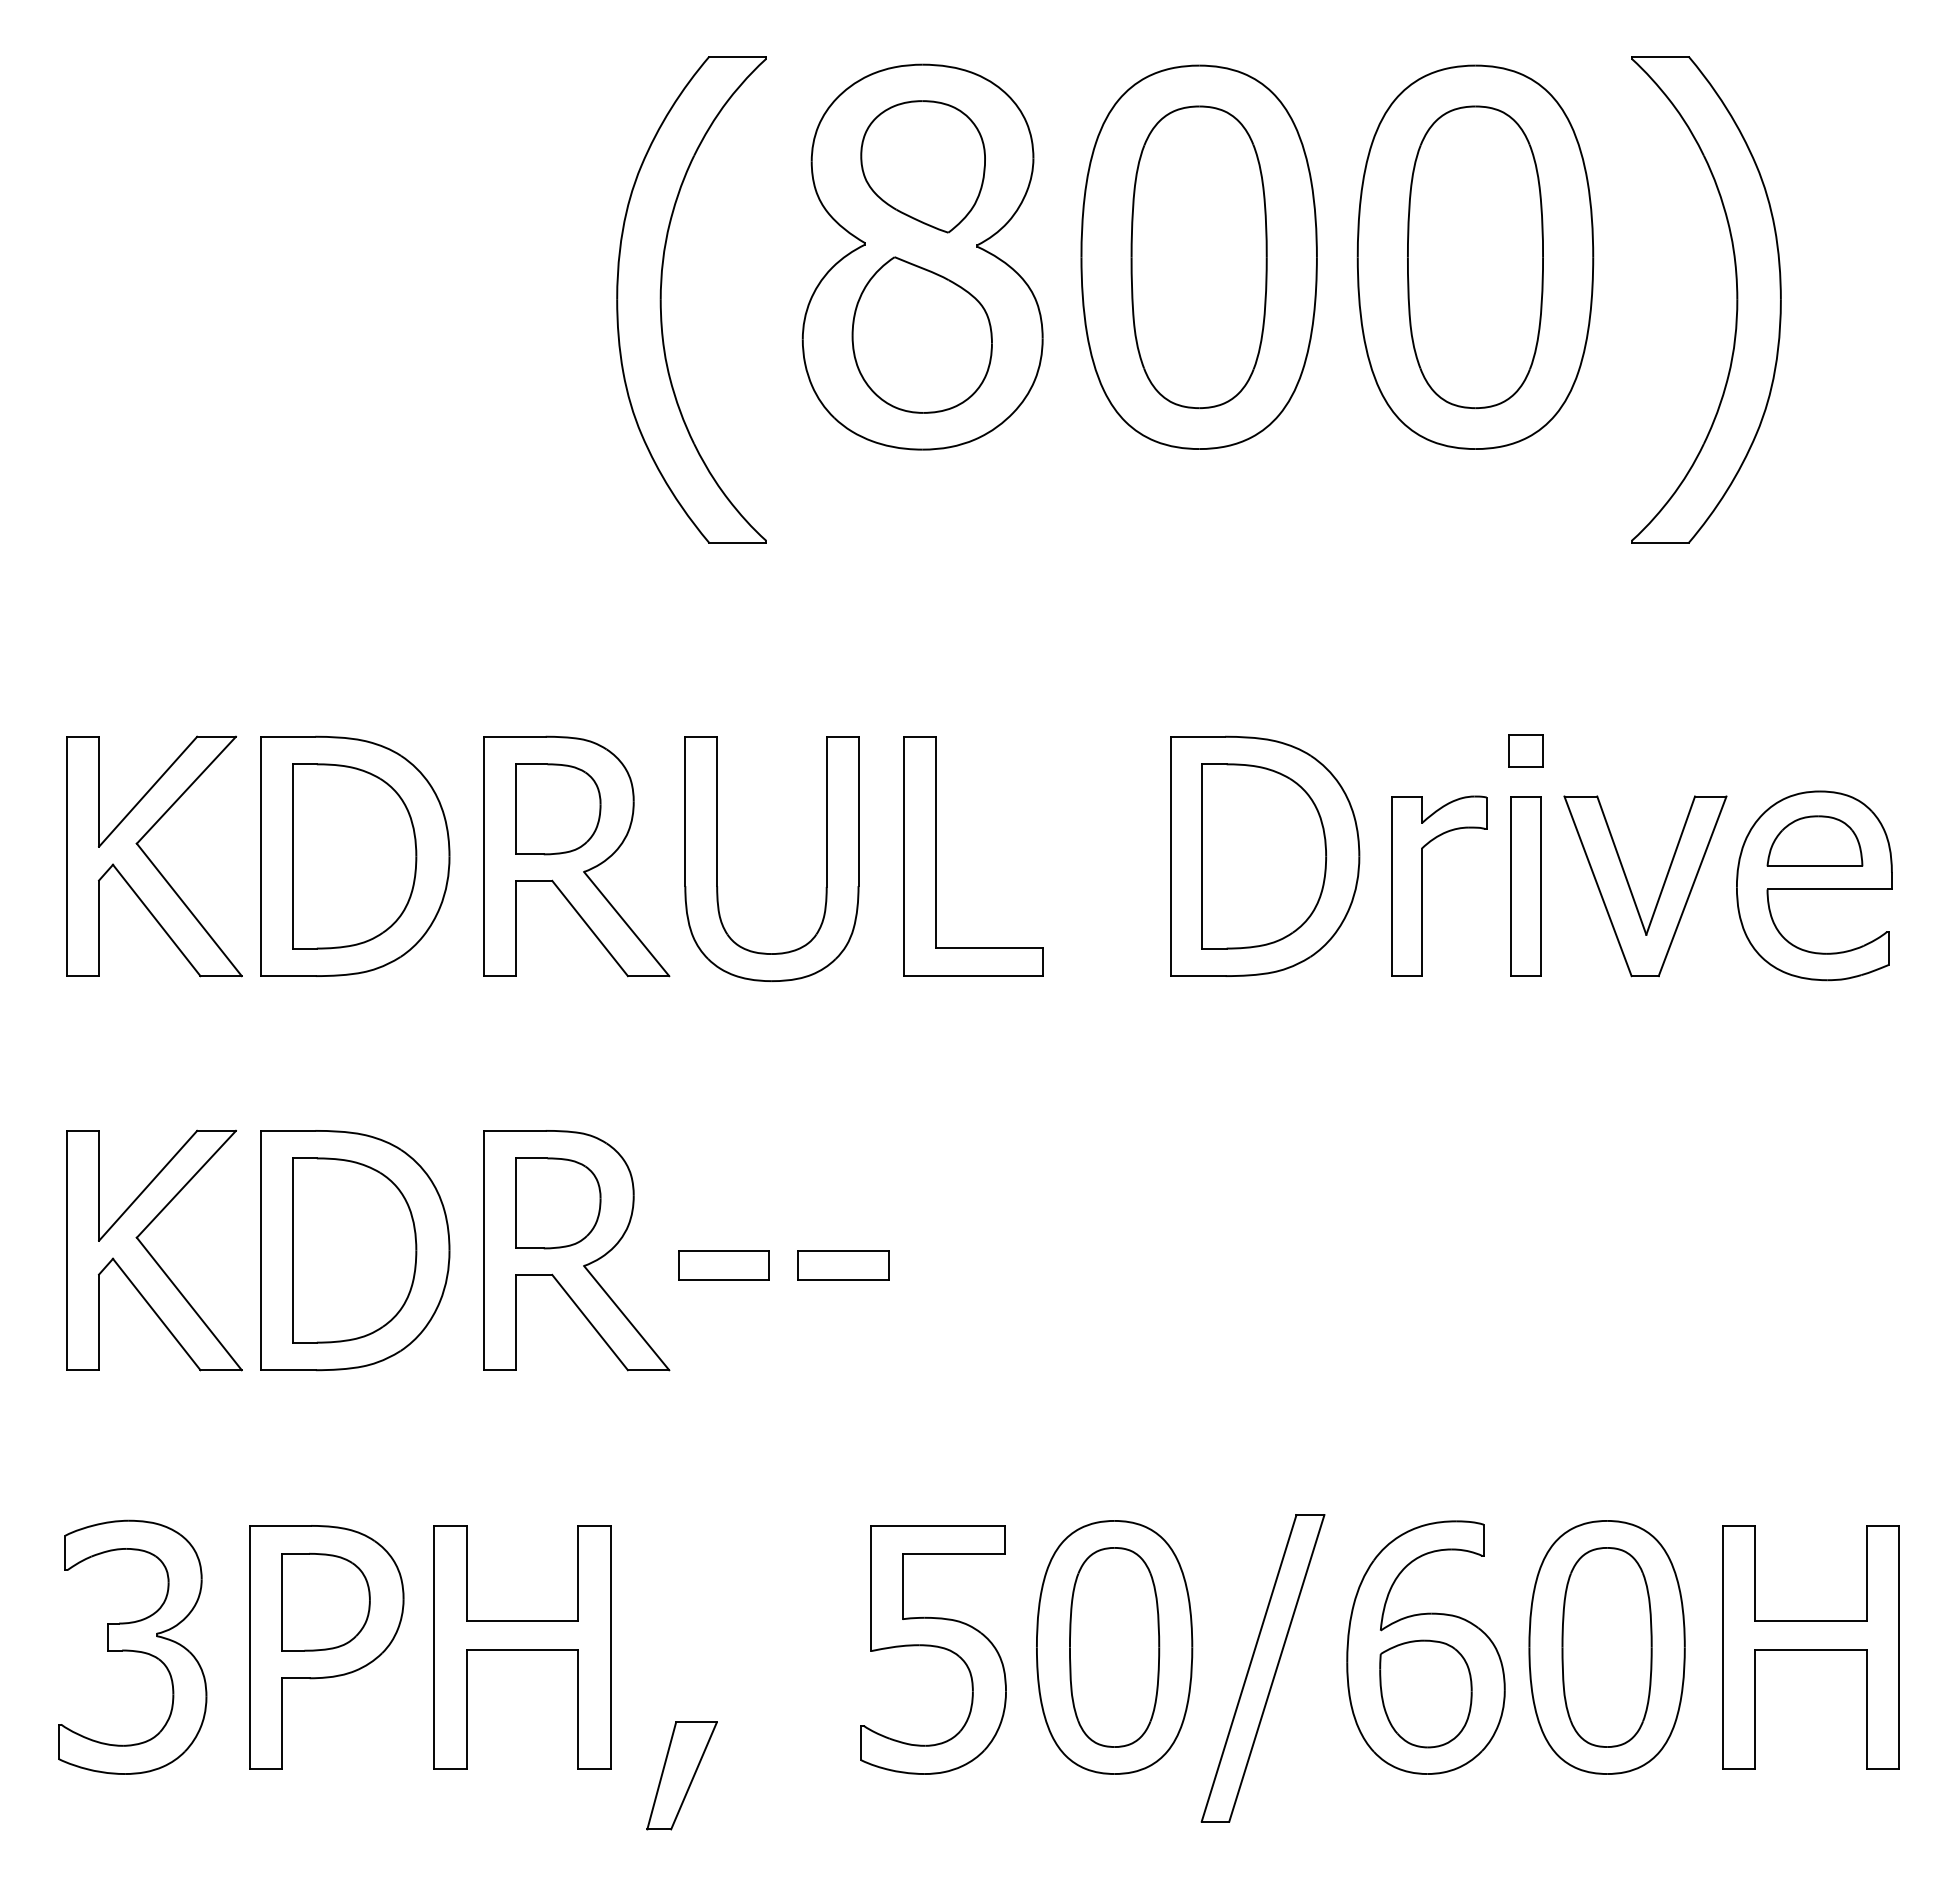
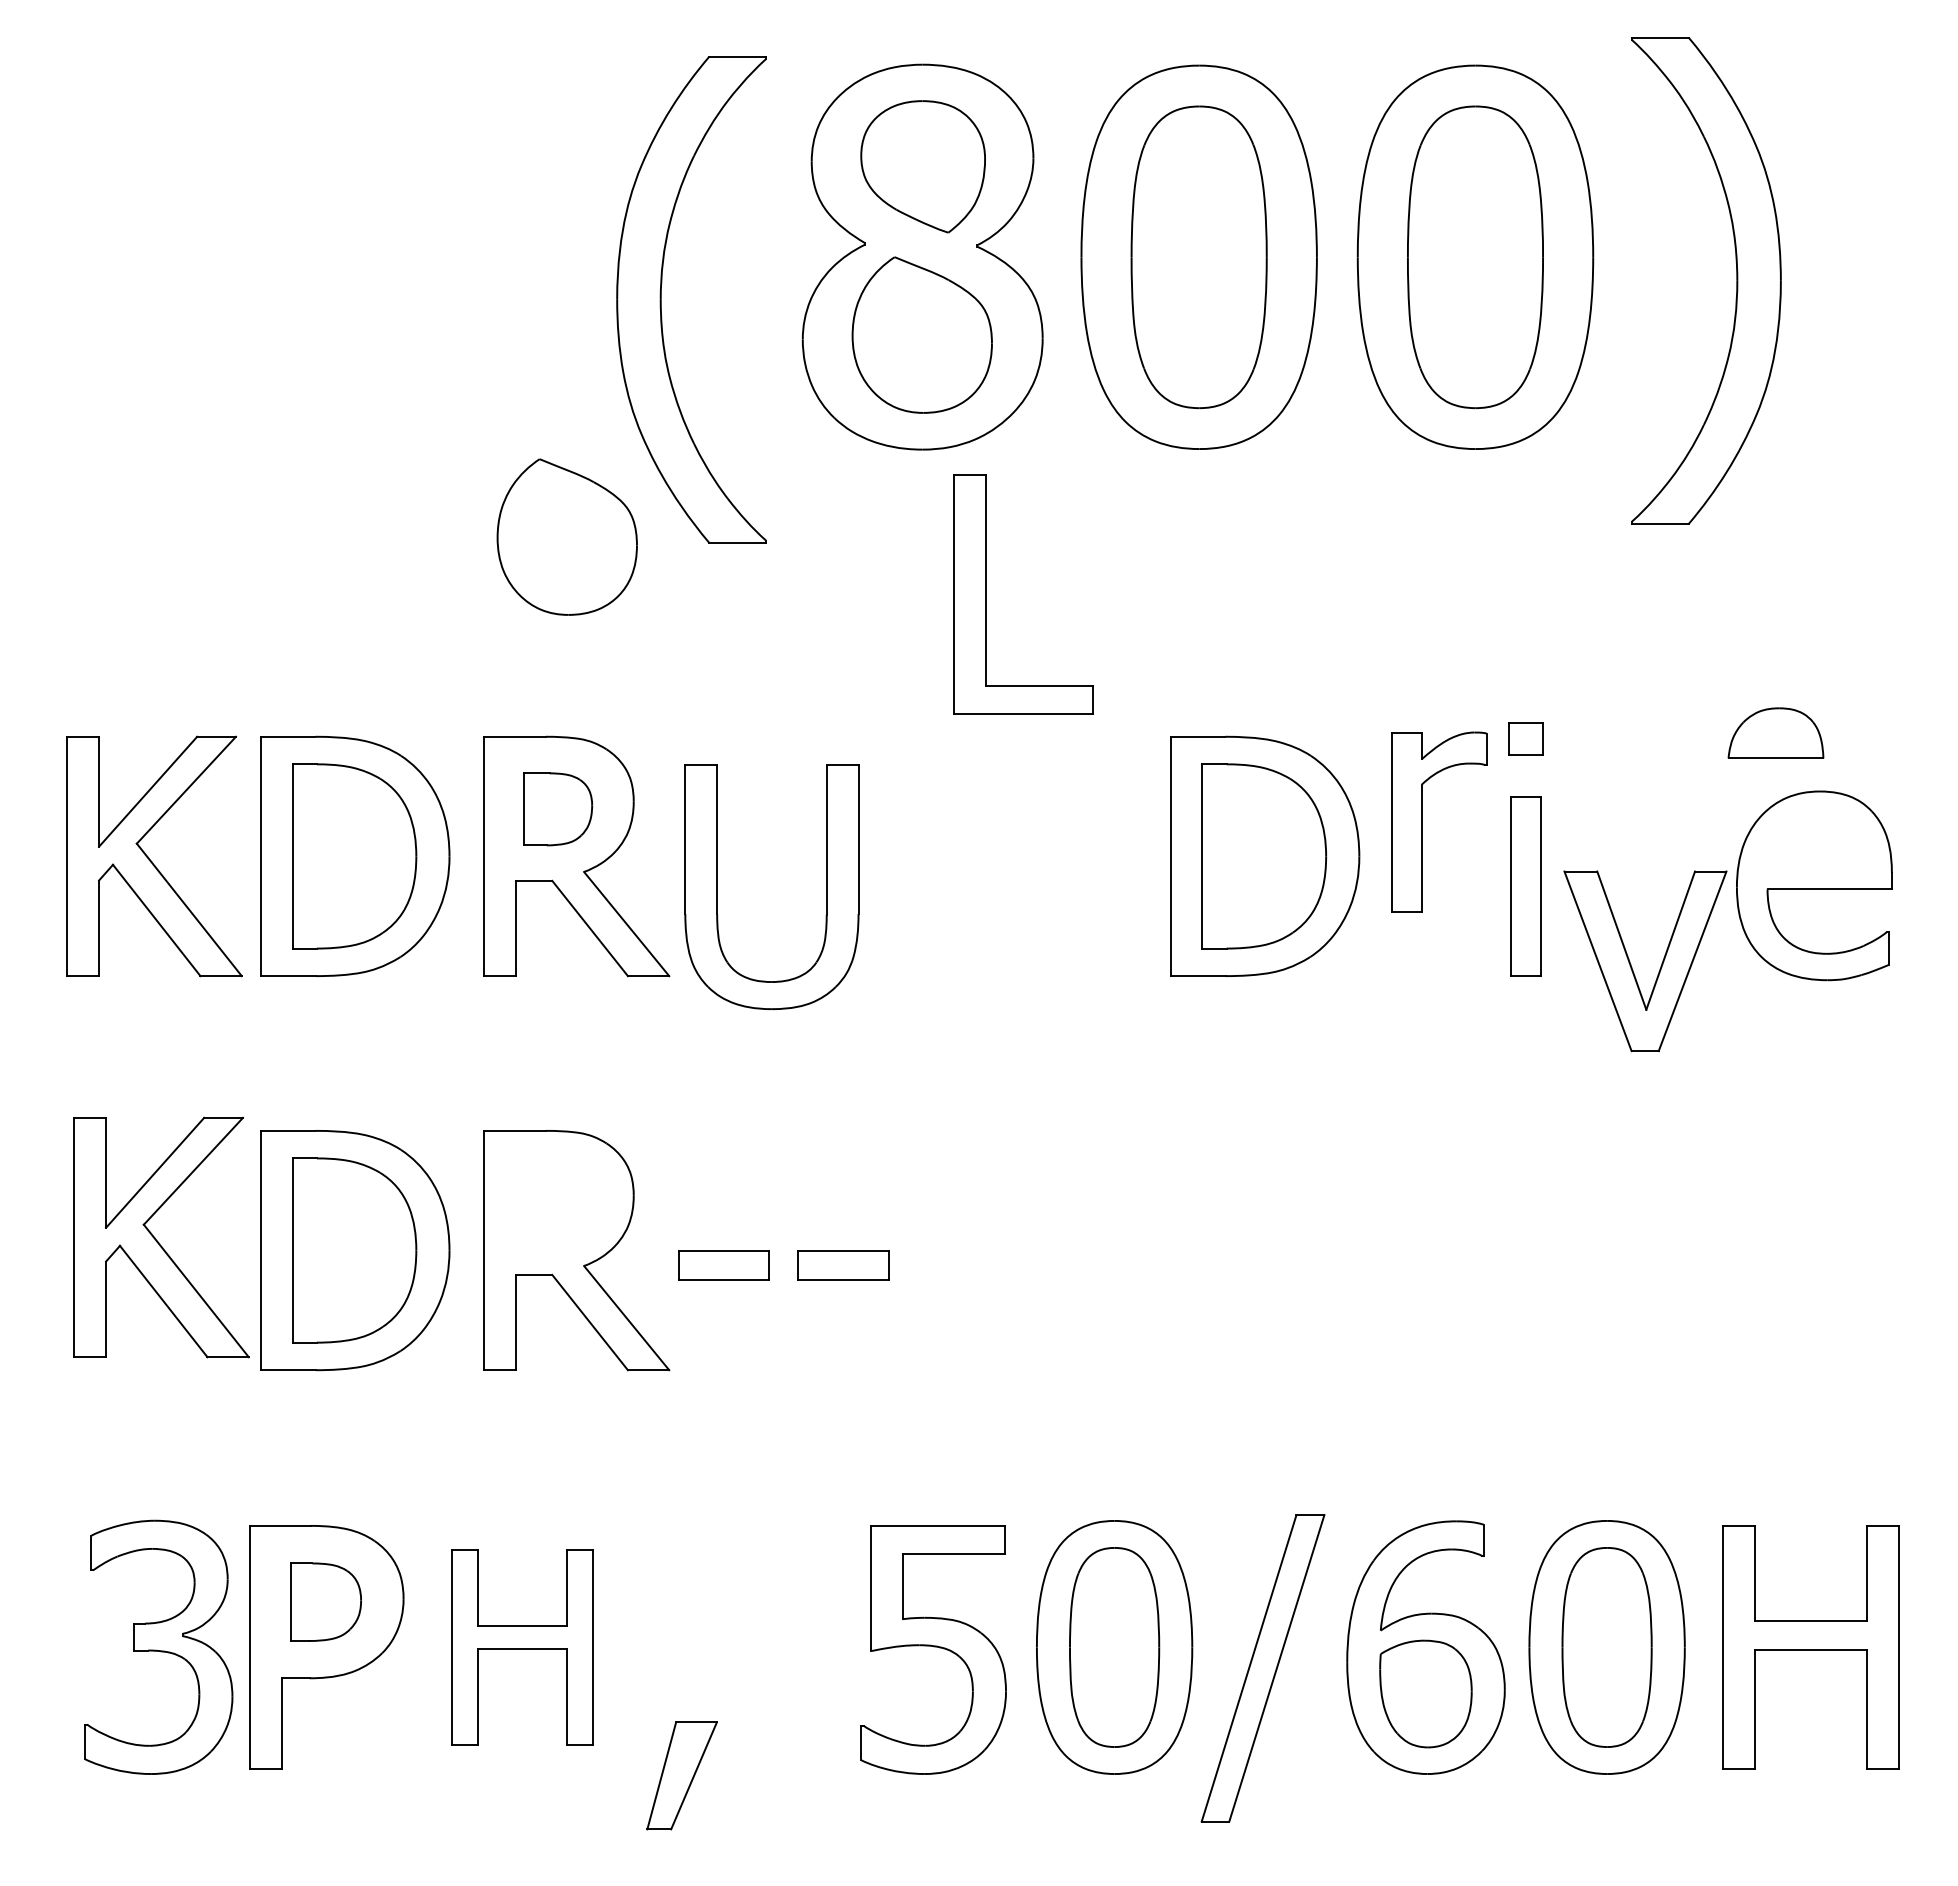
part position: (1736, 299) -> (1736, 280) (1736, 280)
part: none -> present (566, 536)
part position: (1525, 750) -> (1525, 738) (1525, 738)
part size: 87x93 px -> 71x75 px (558, 809)
part position: (1814, 840) -> (1775, 732) (1775, 732)
part position: (936, 856) -> (986, 594) (986, 594)
part position: (717, 858) -> (717, 886) (717, 886)
part position: (1422, 885) -> (1422, 821) (1422, 821)
part position: (1631, 889) -> (1631, 964) (1631, 964)
part: present -> none (558, 1203)
part position: (154, 1250) -> (161, 1237) (161, 1237)
part size: 90x100 px -> 72x80 px (325, 1601)
part position: (132, 1646) -> (158, 1646) (158, 1646)
part size: 179x245 px -> 143x197 px (522, 1647)
